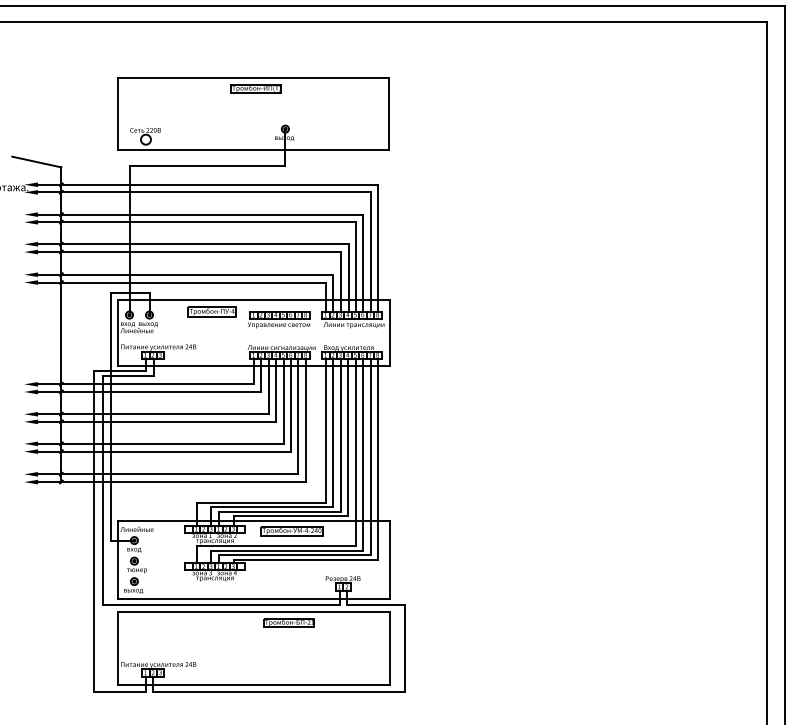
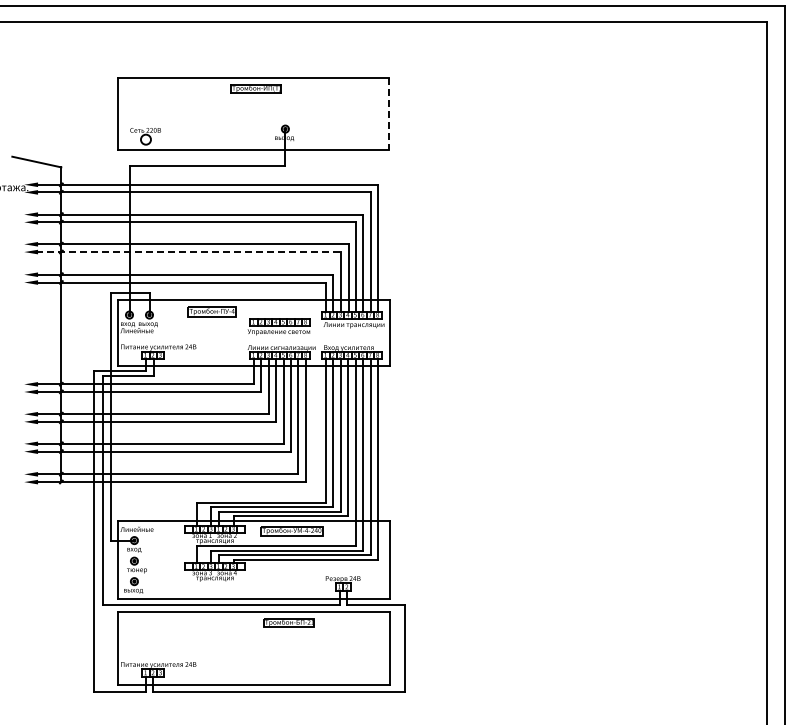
line: solid -> dashed (389, 114)
line: solid -> dashed (189, 252)
part position: (278, 319) -> (278, 326) (278, 326)
